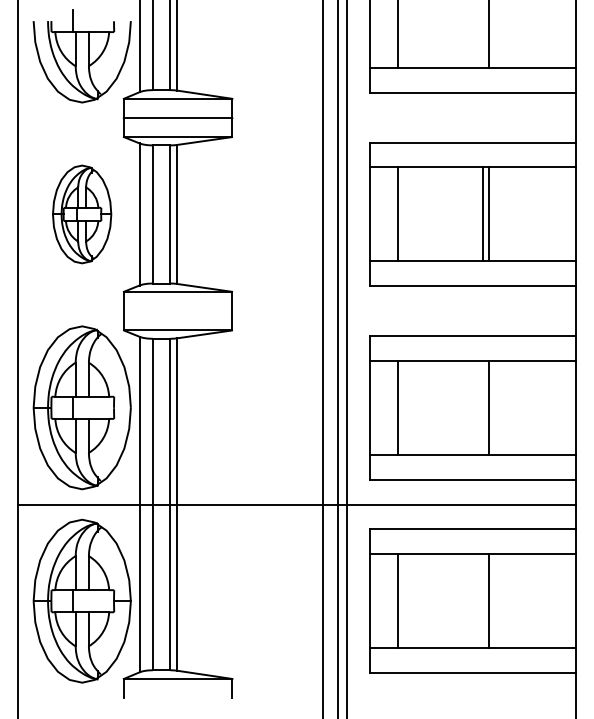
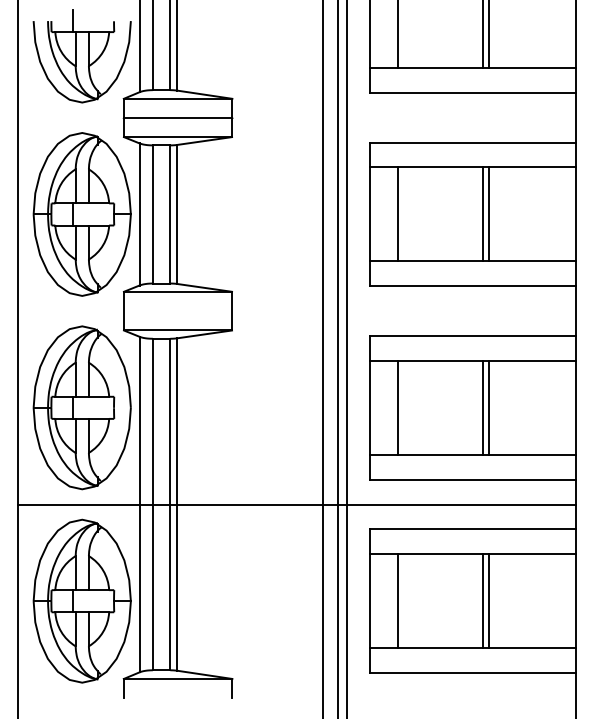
line: none -> present (483, 35)
part size: 61x101 px -> 100x165 px (81, 214)
line: none -> present (483, 407)
line: none -> present (483, 601)
